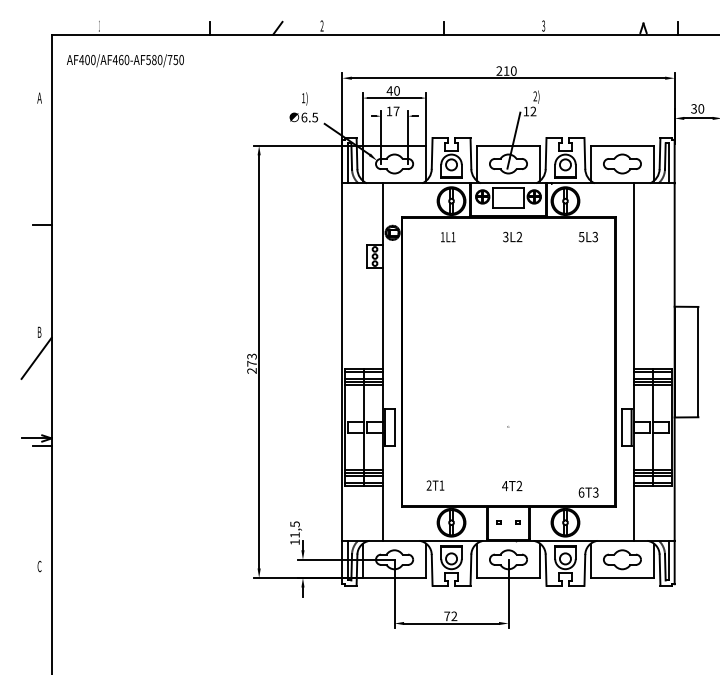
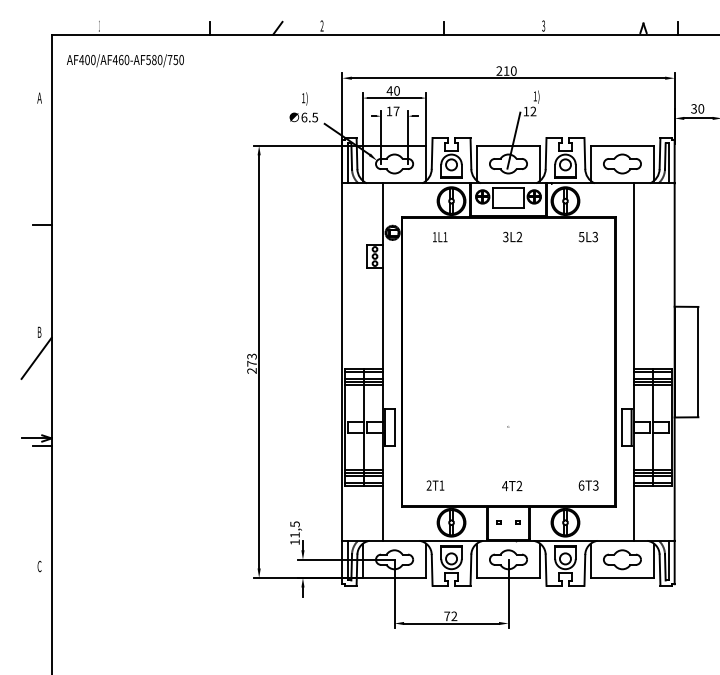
text: 2) -> 1) (534, 96)
text position: (448, 237) -> (440, 237) (440, 237)
text position: (588, 492) -> (588, 485) (588, 485)
